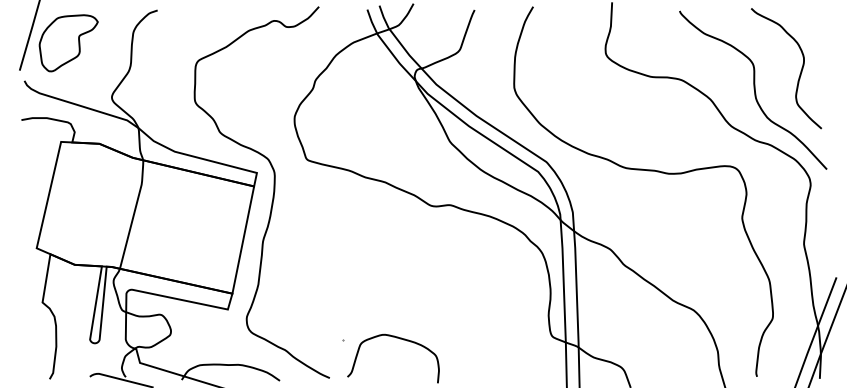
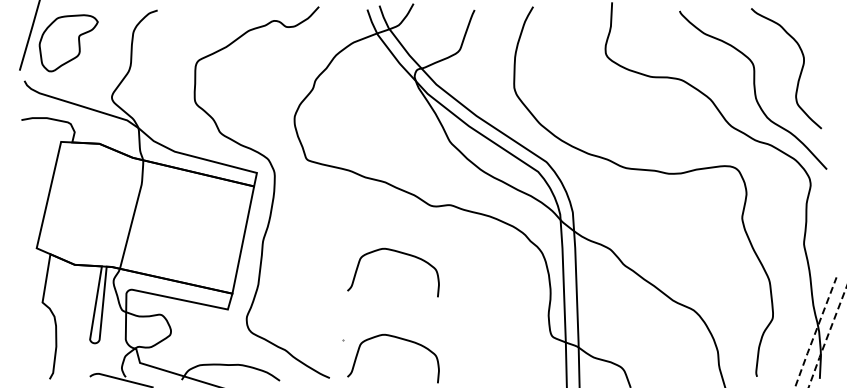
curve: none -> present (396, 252)
line: solid -> dashed (815, 332)
line: solid -> dashed (827, 337)
